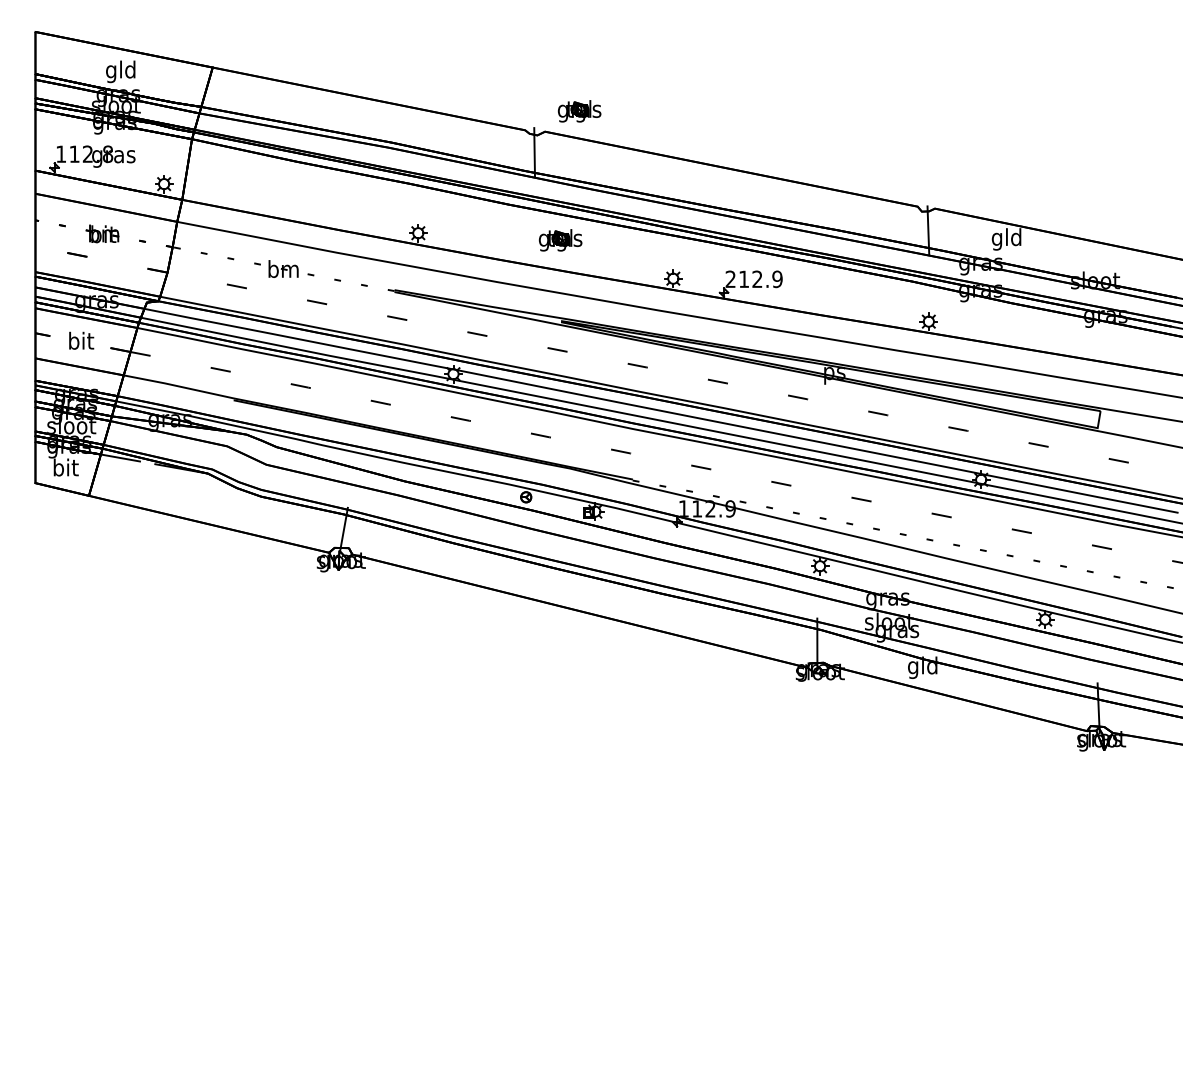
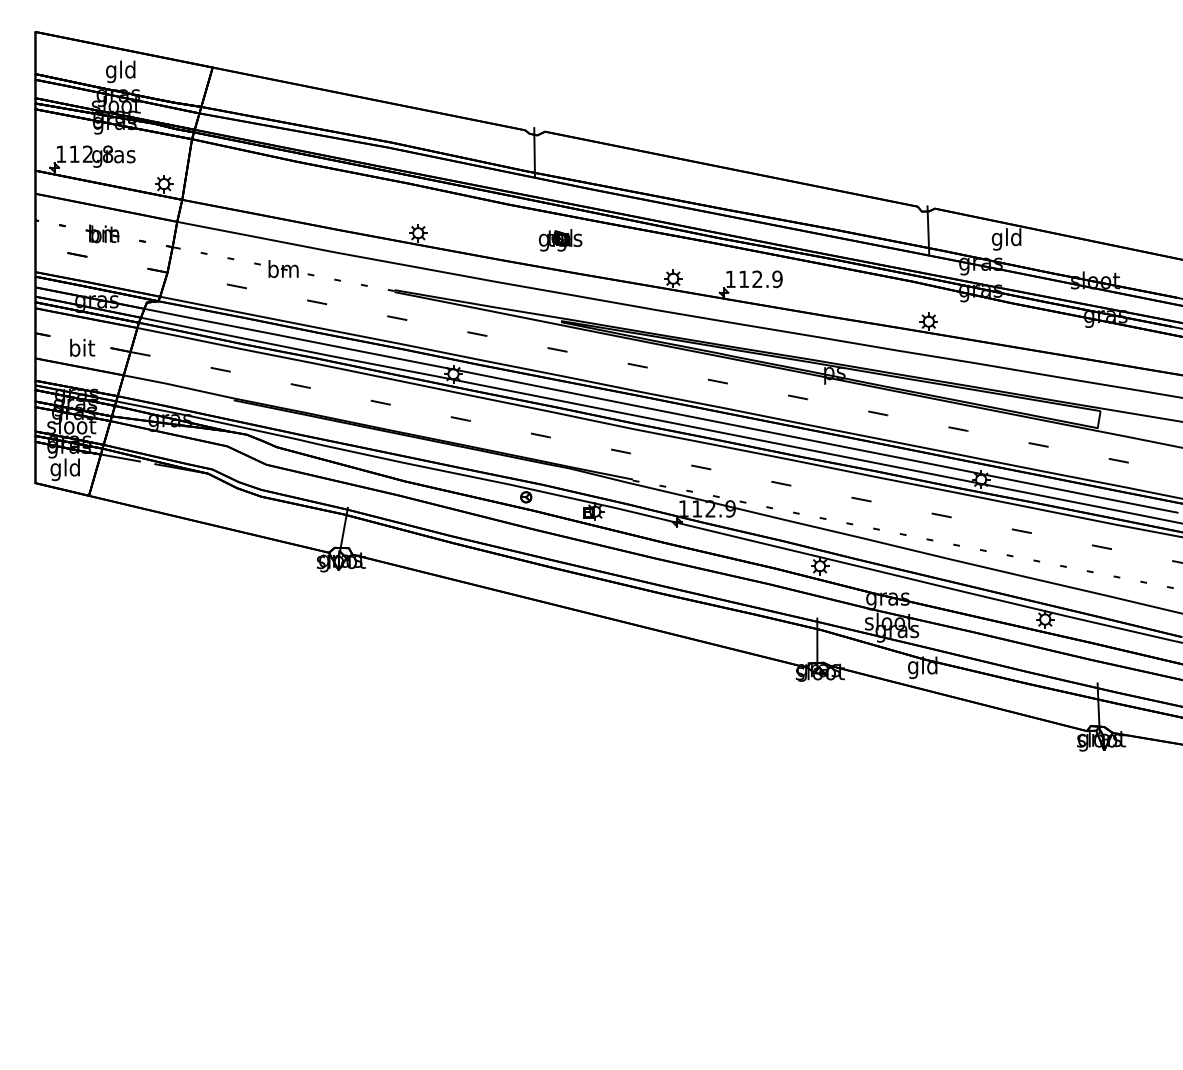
part: present -> none (579, 111)
text: 212.9 -> 112.9 (730, 278)
text position: (81, 340) -> (82, 347) (82, 347)
text: bit -> gld (64, 469)
